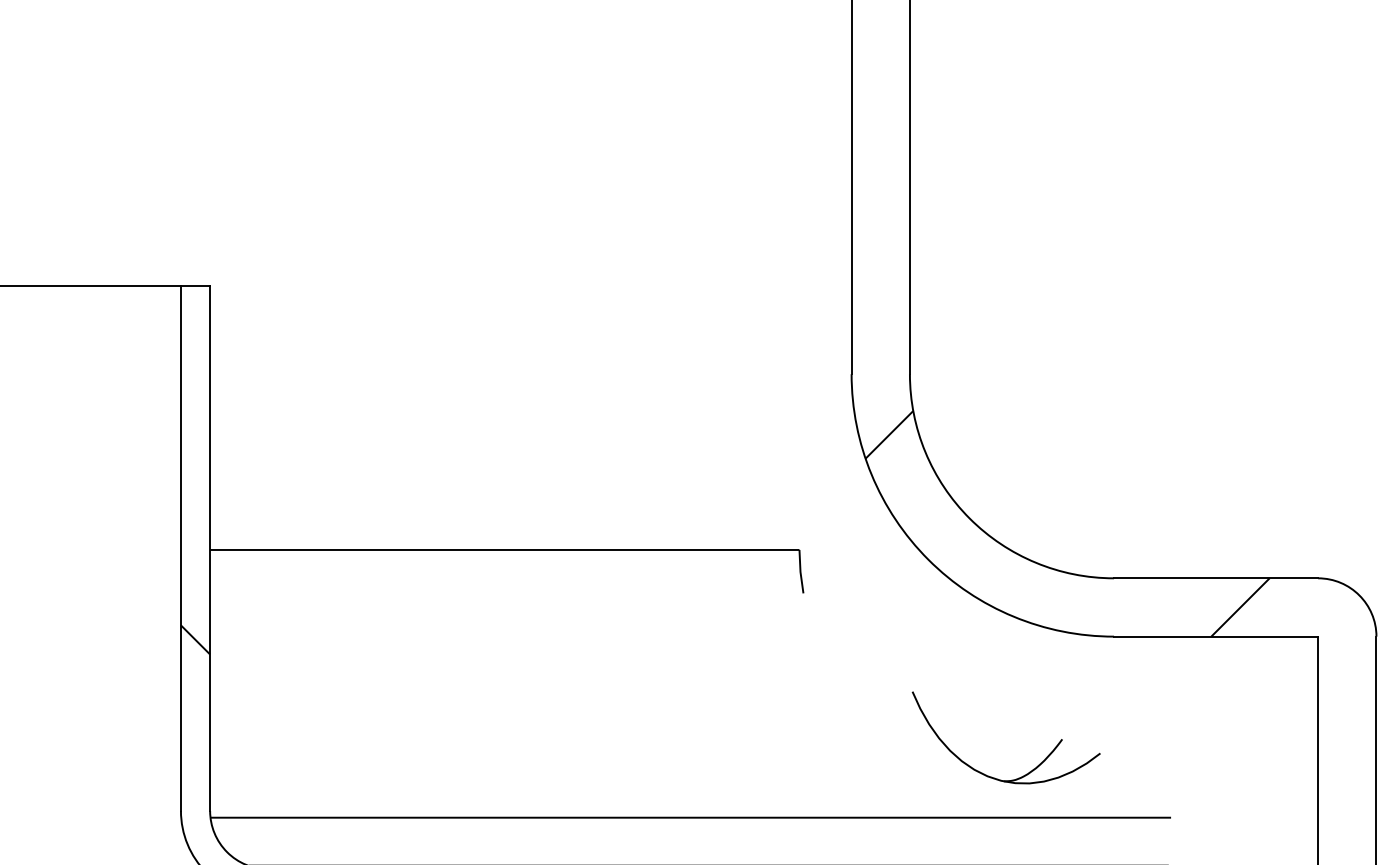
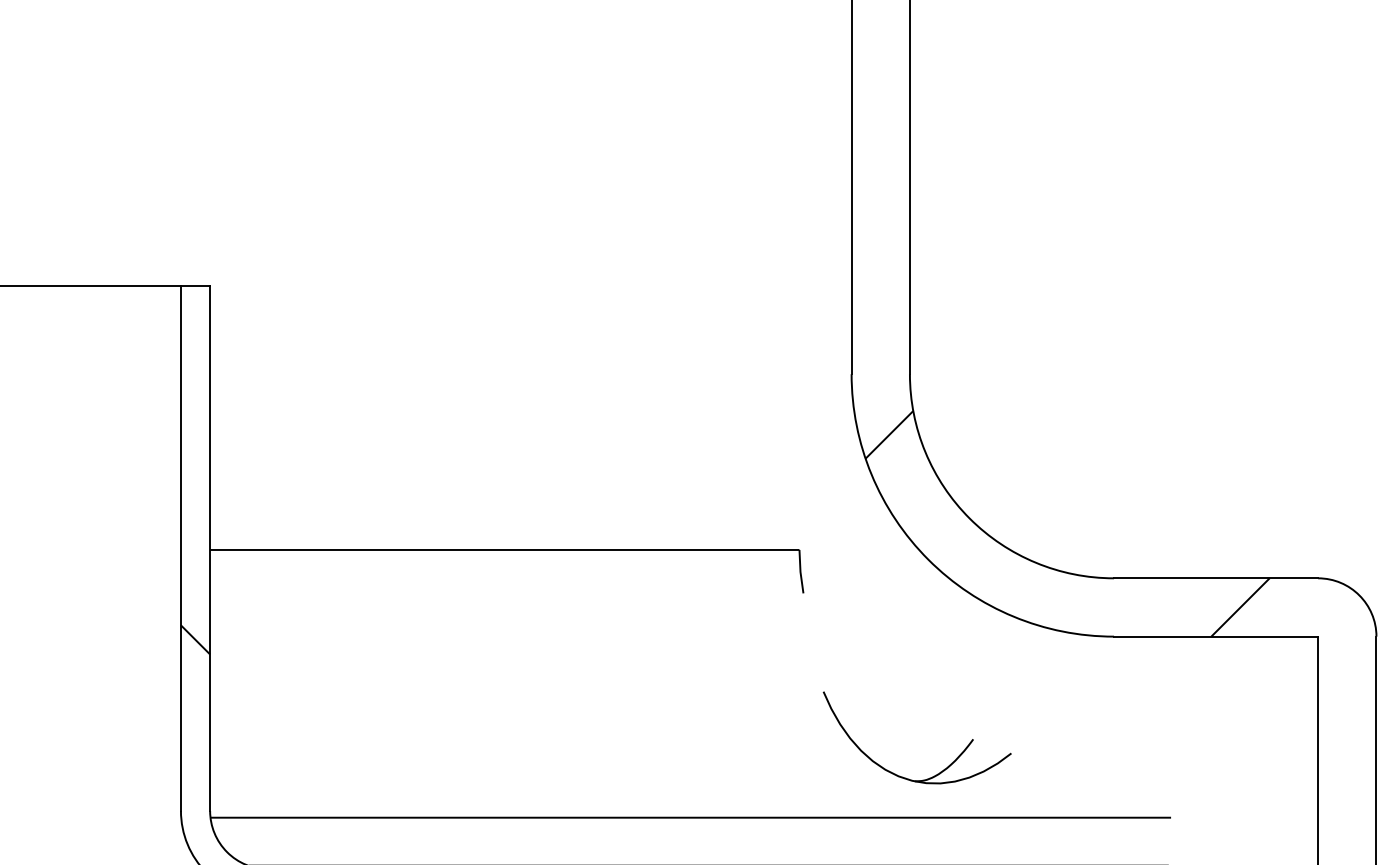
part position: (991, 776) -> (902, 776) (902, 776)
